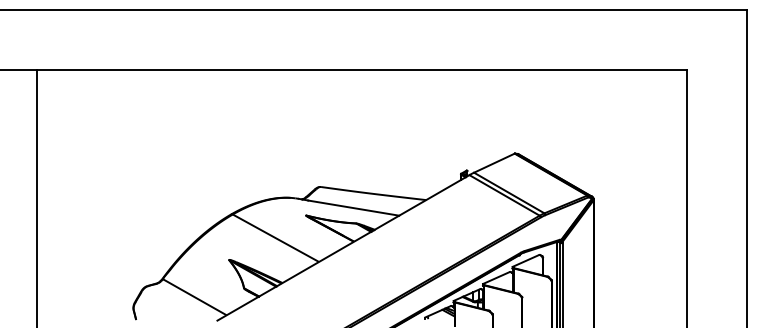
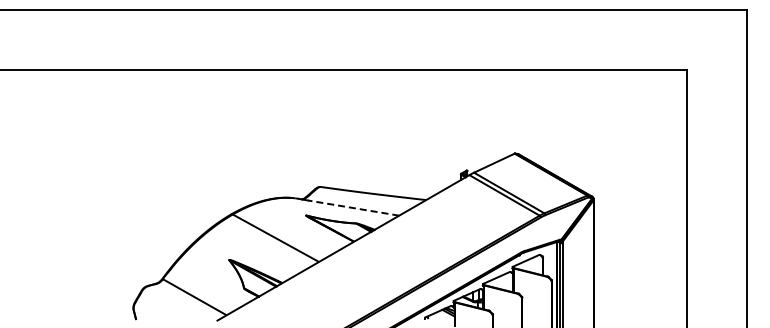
line: present -> none (37, 197)
line: solid -> dashed (353, 208)
